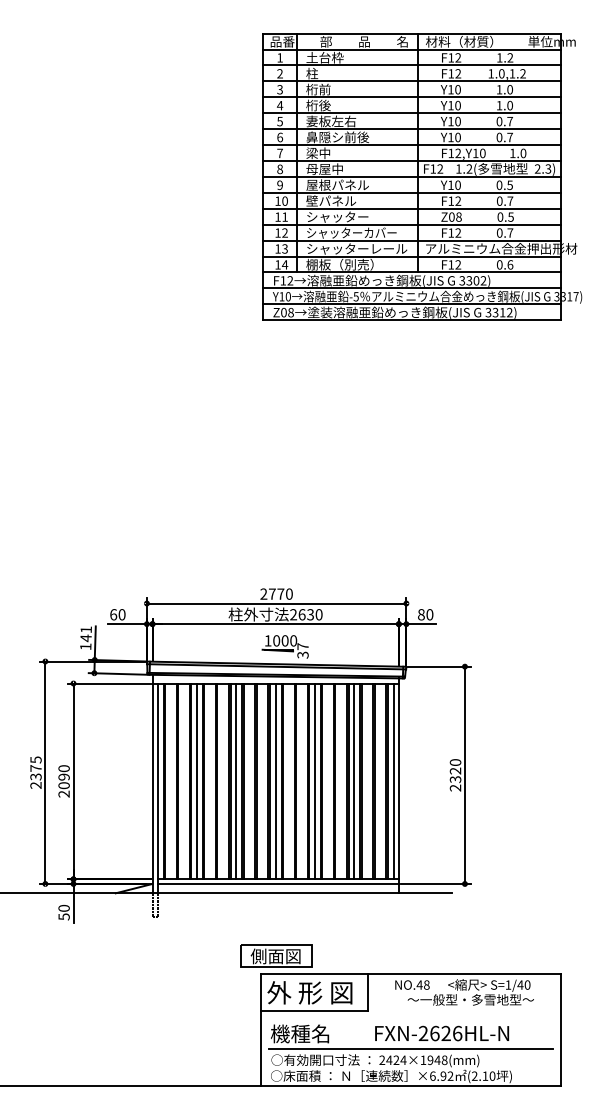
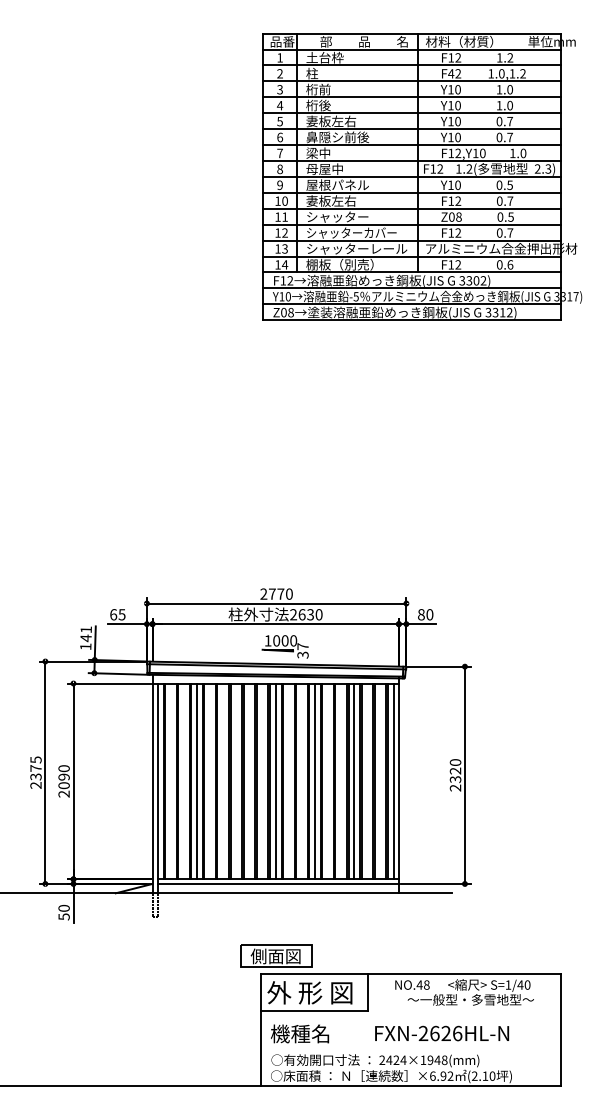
text: F12 -> F42 (451, 73)
text: 壁パネル -> 妻板左右 (331, 200)
text: 60 -> 65 (121, 614)
line: present -> none (236, 781)
line: present -> none (410, 1048)
